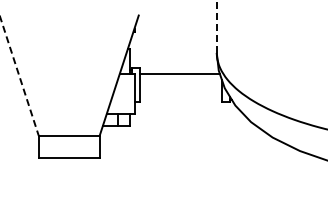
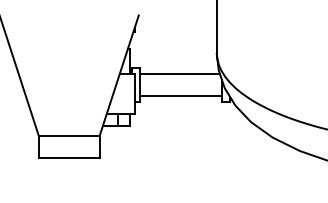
line: dashed -> solid (216, 26)
line: dashed -> solid (19, 76)
line: none -> present (180, 96)
